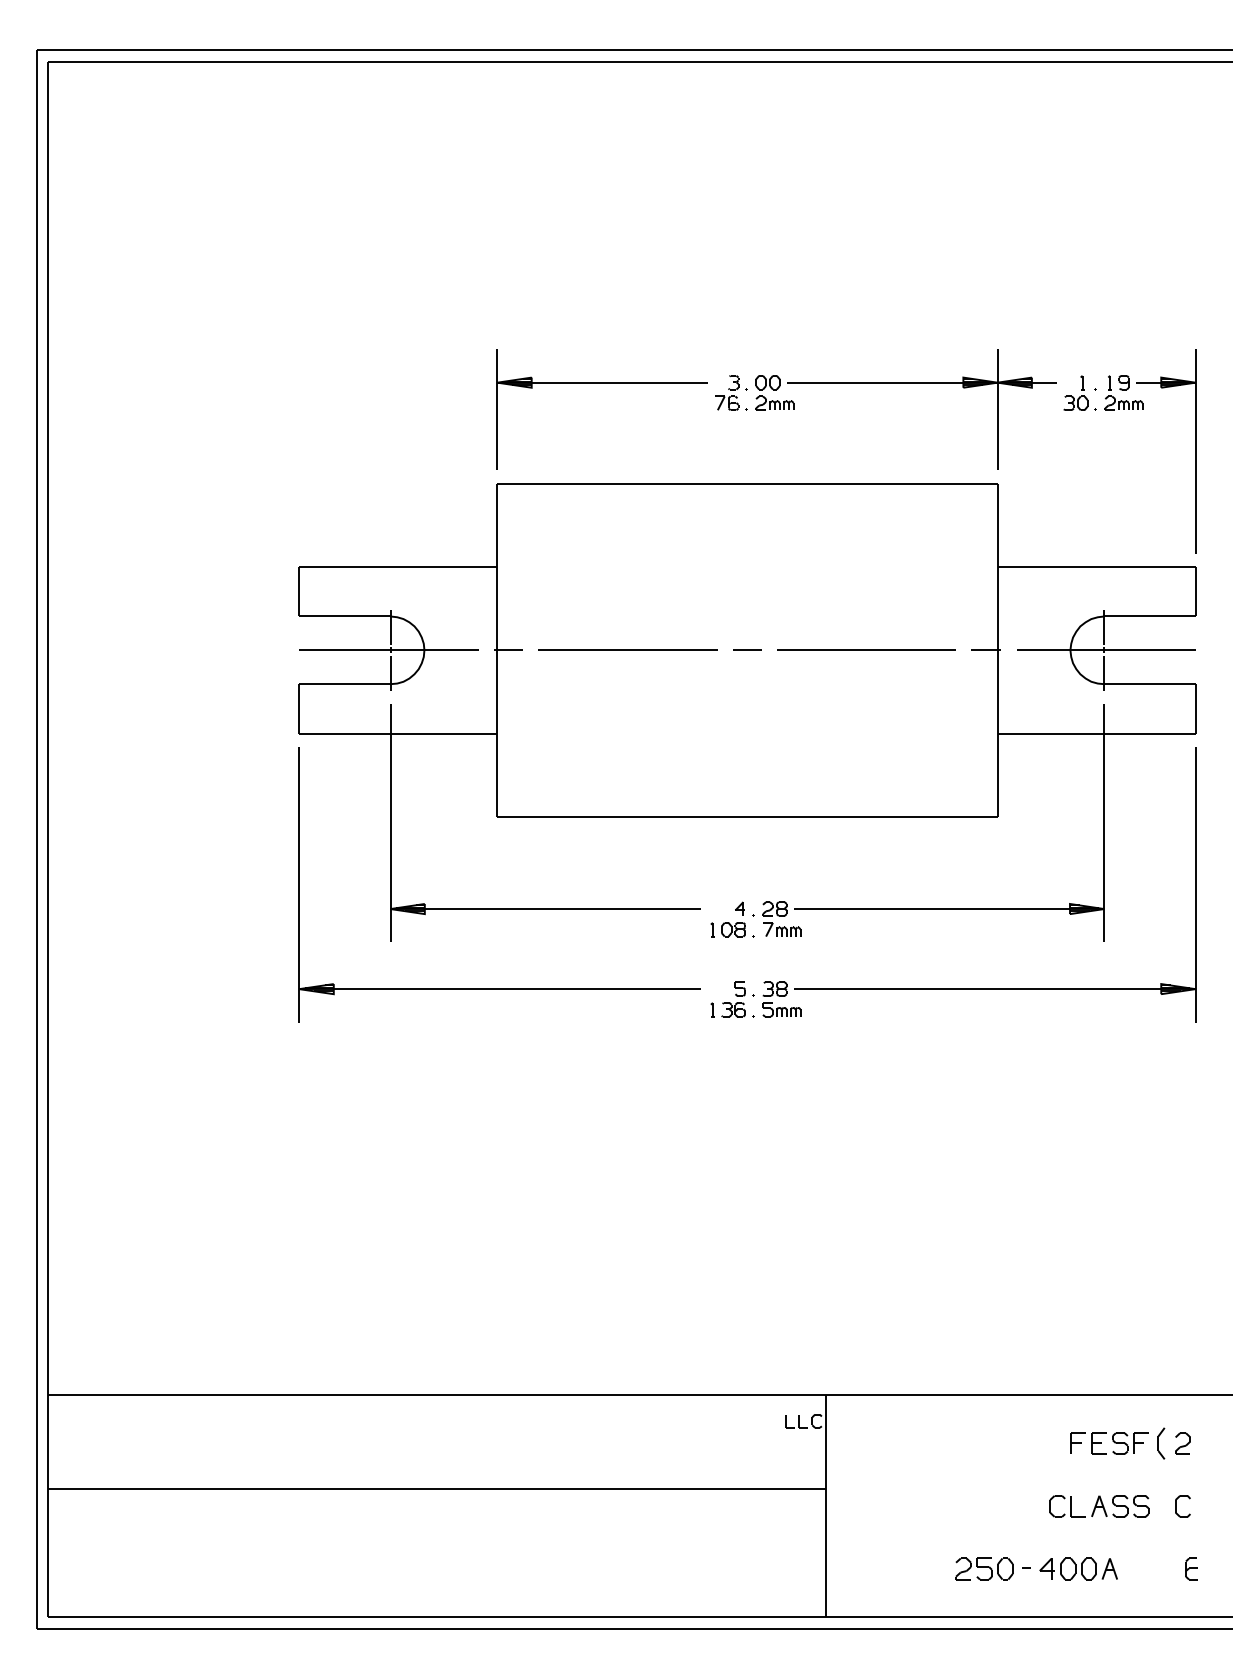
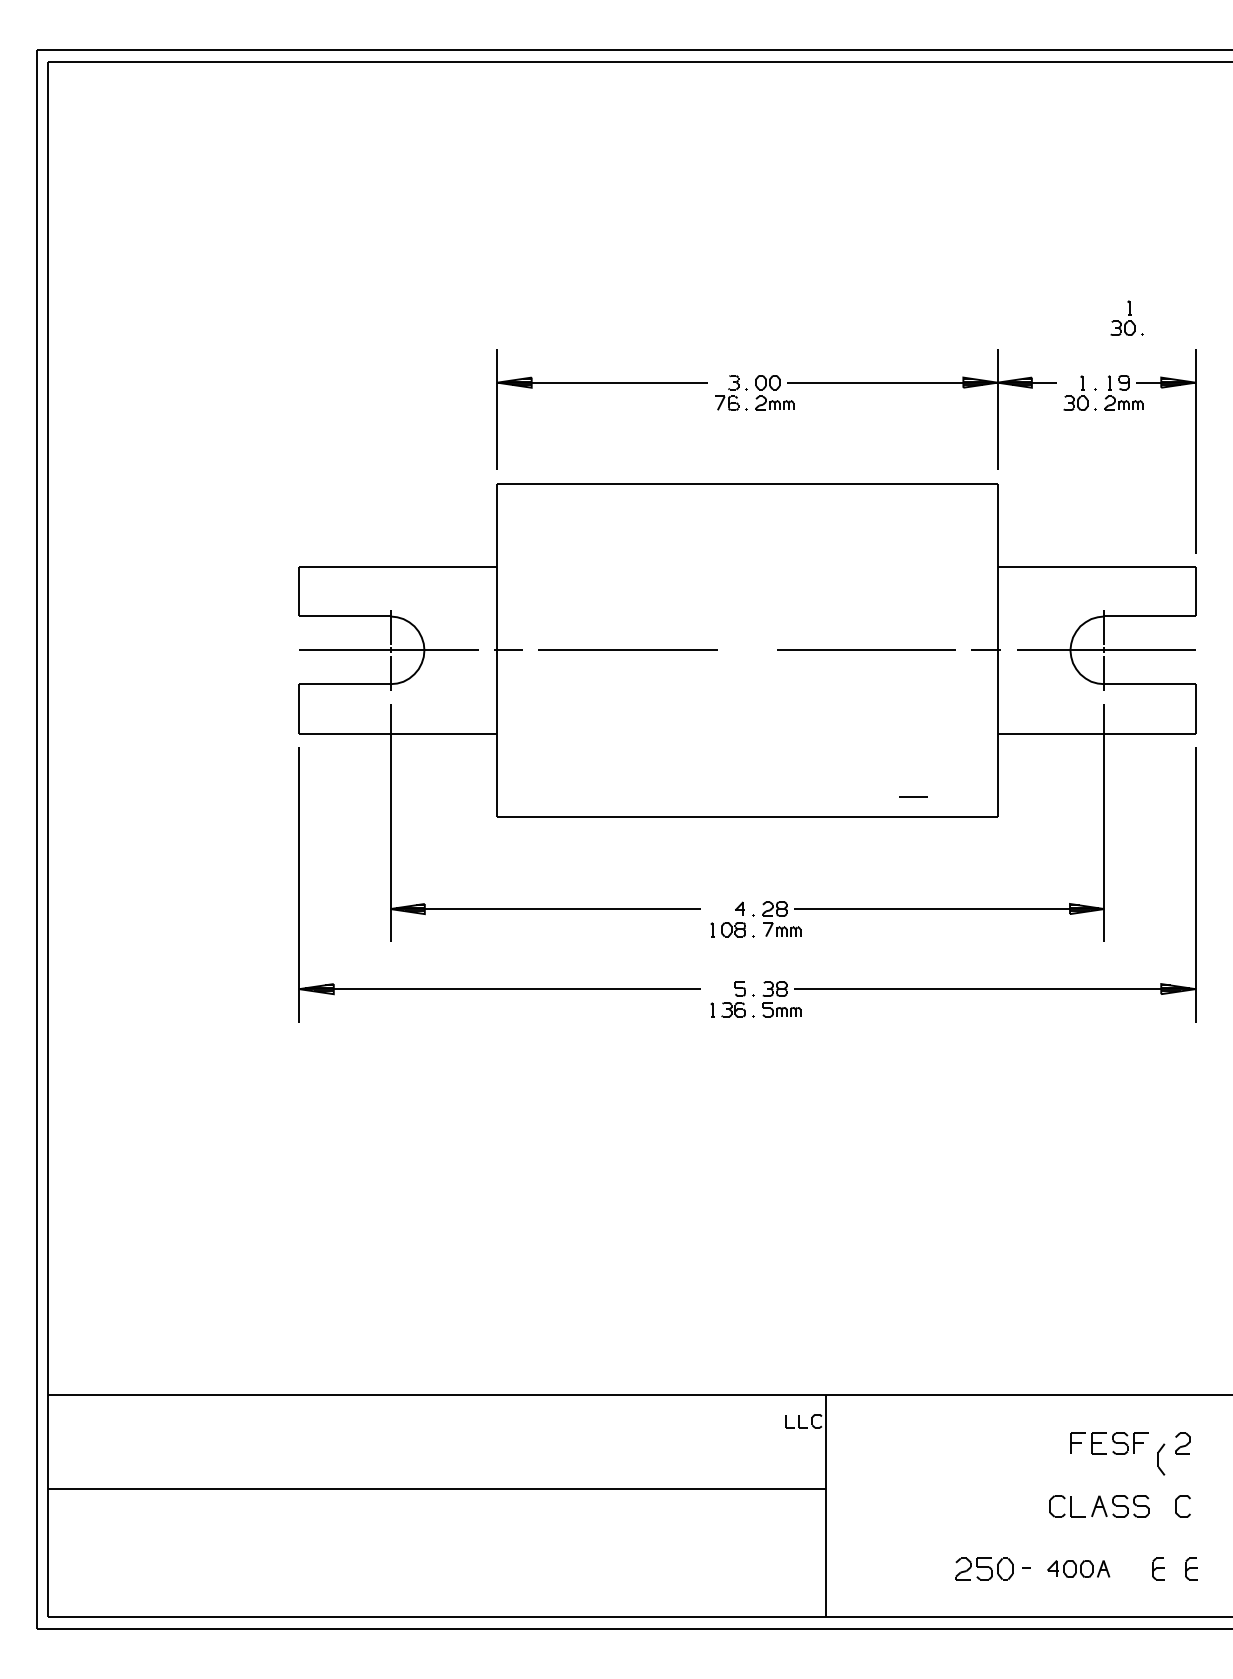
part: none -> present (1126, 317)
line position: (747, 649) -> (913, 796) (913, 796)
part position: (1161, 1443) -> (1161, 1459) (1161, 1459)
part size: 79x24 px -> 64x18 px (1078, 1568)
part: none -> present (1158, 1568)
